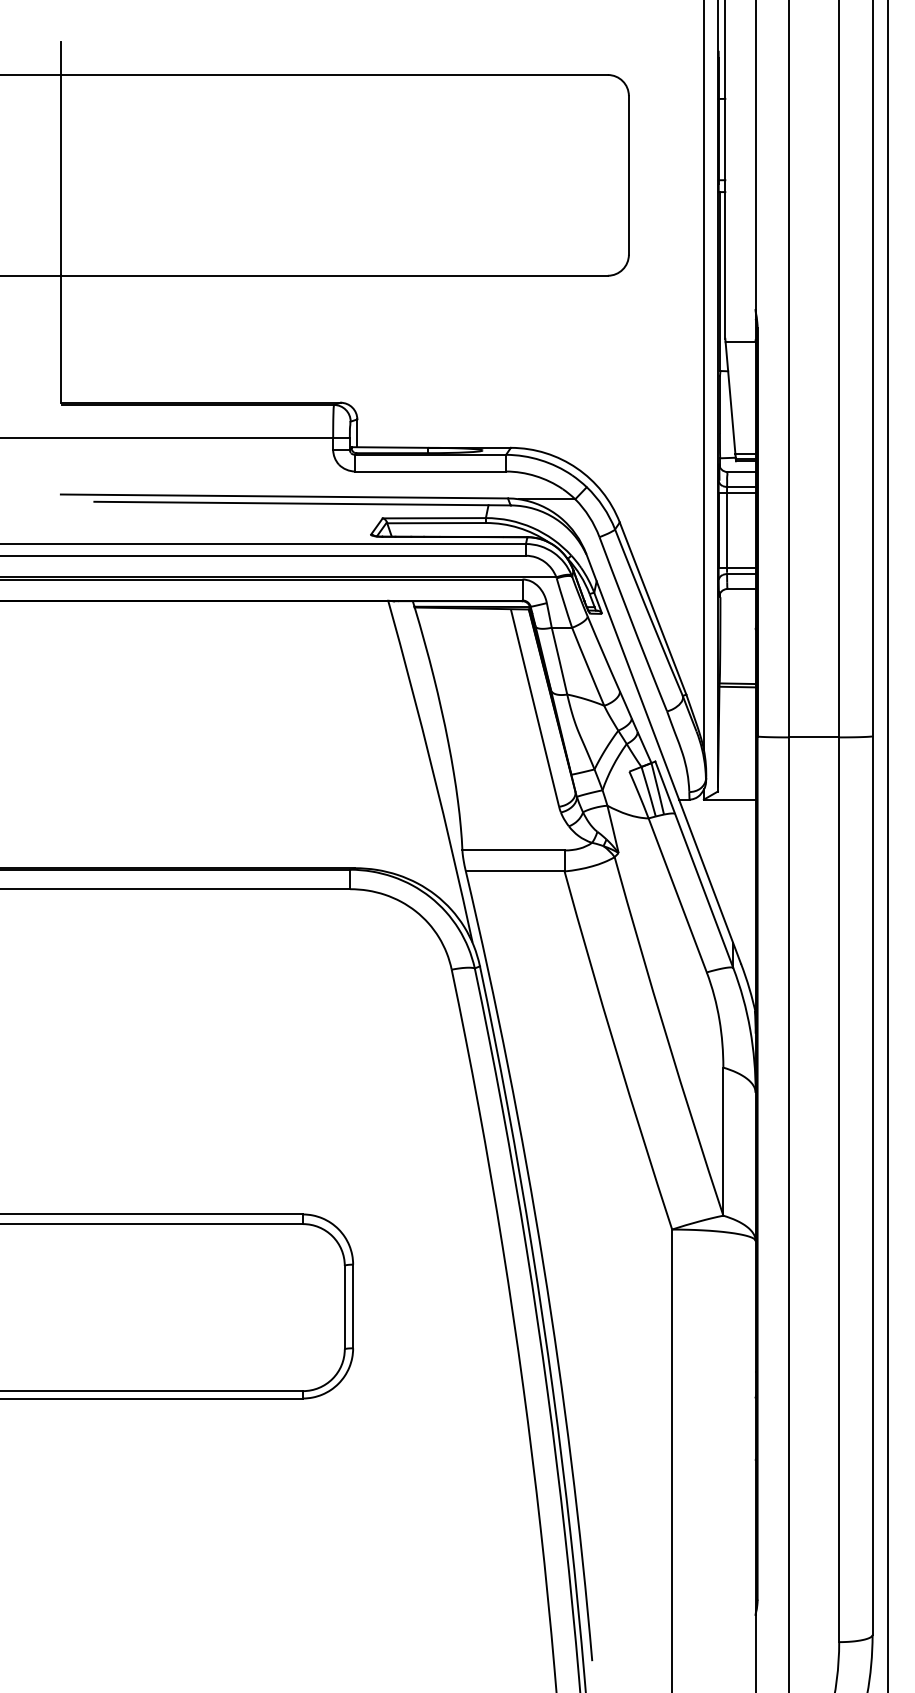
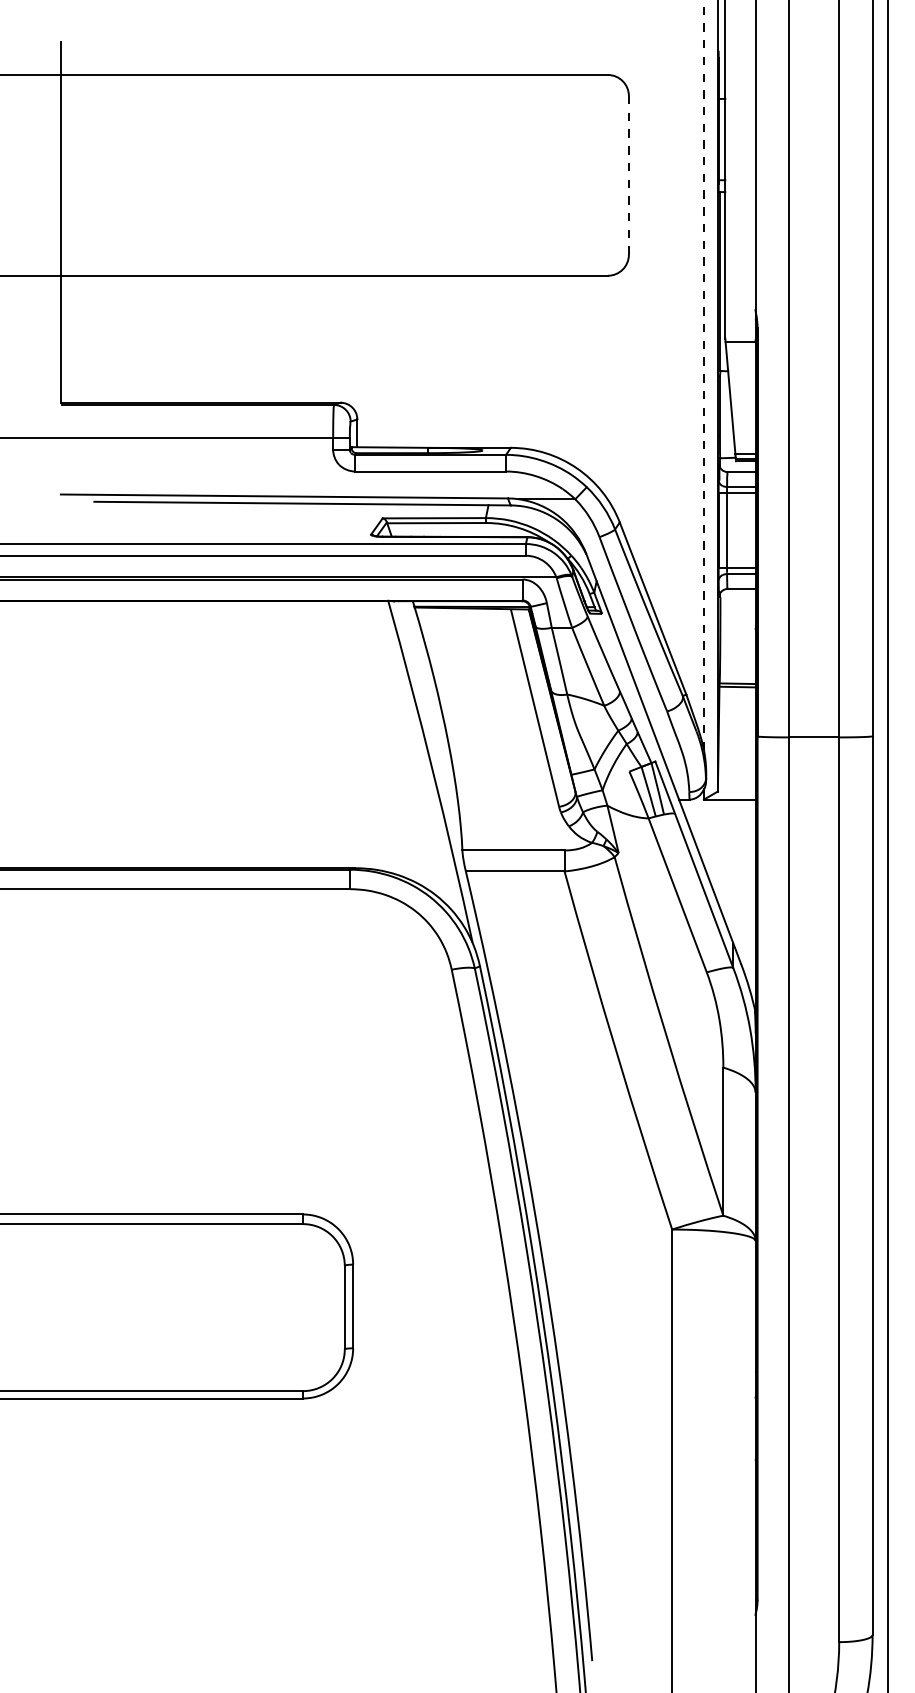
line: solid -> dashed (628, 175)
line: solid -> dashed (703, 375)
